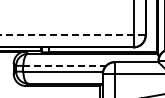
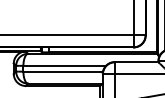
line: dashed -> solid (73, 35)
line: dashed -> solid (65, 65)
